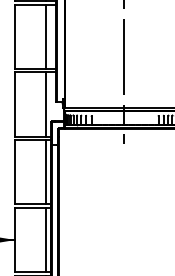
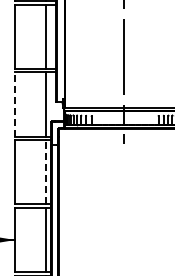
line: solid -> dashed (15, 104)
line: solid -> dashed (45, 171)
